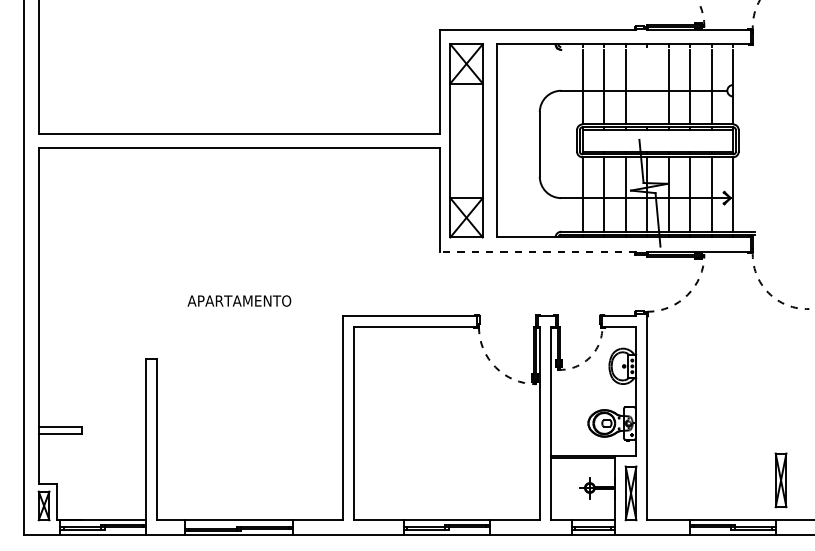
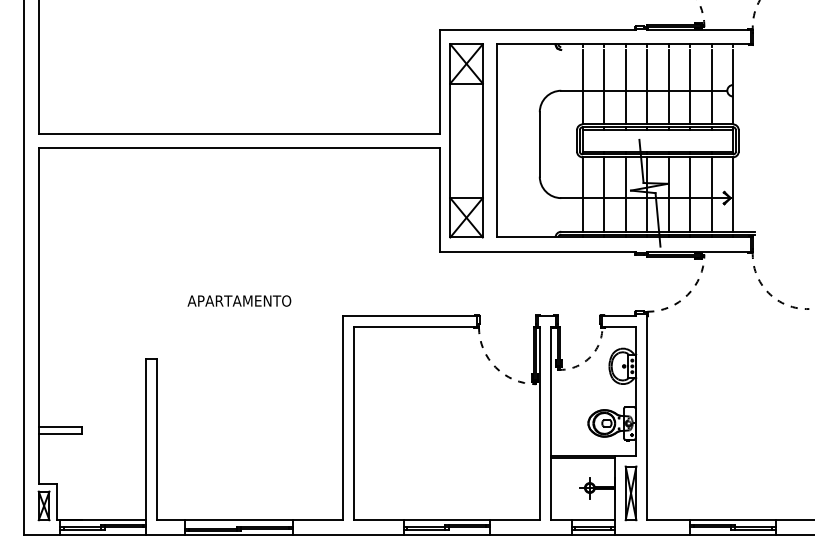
line: none -> present (647, 86)
line: dashed -> solid (537, 251)
part: present -> none (780, 480)
